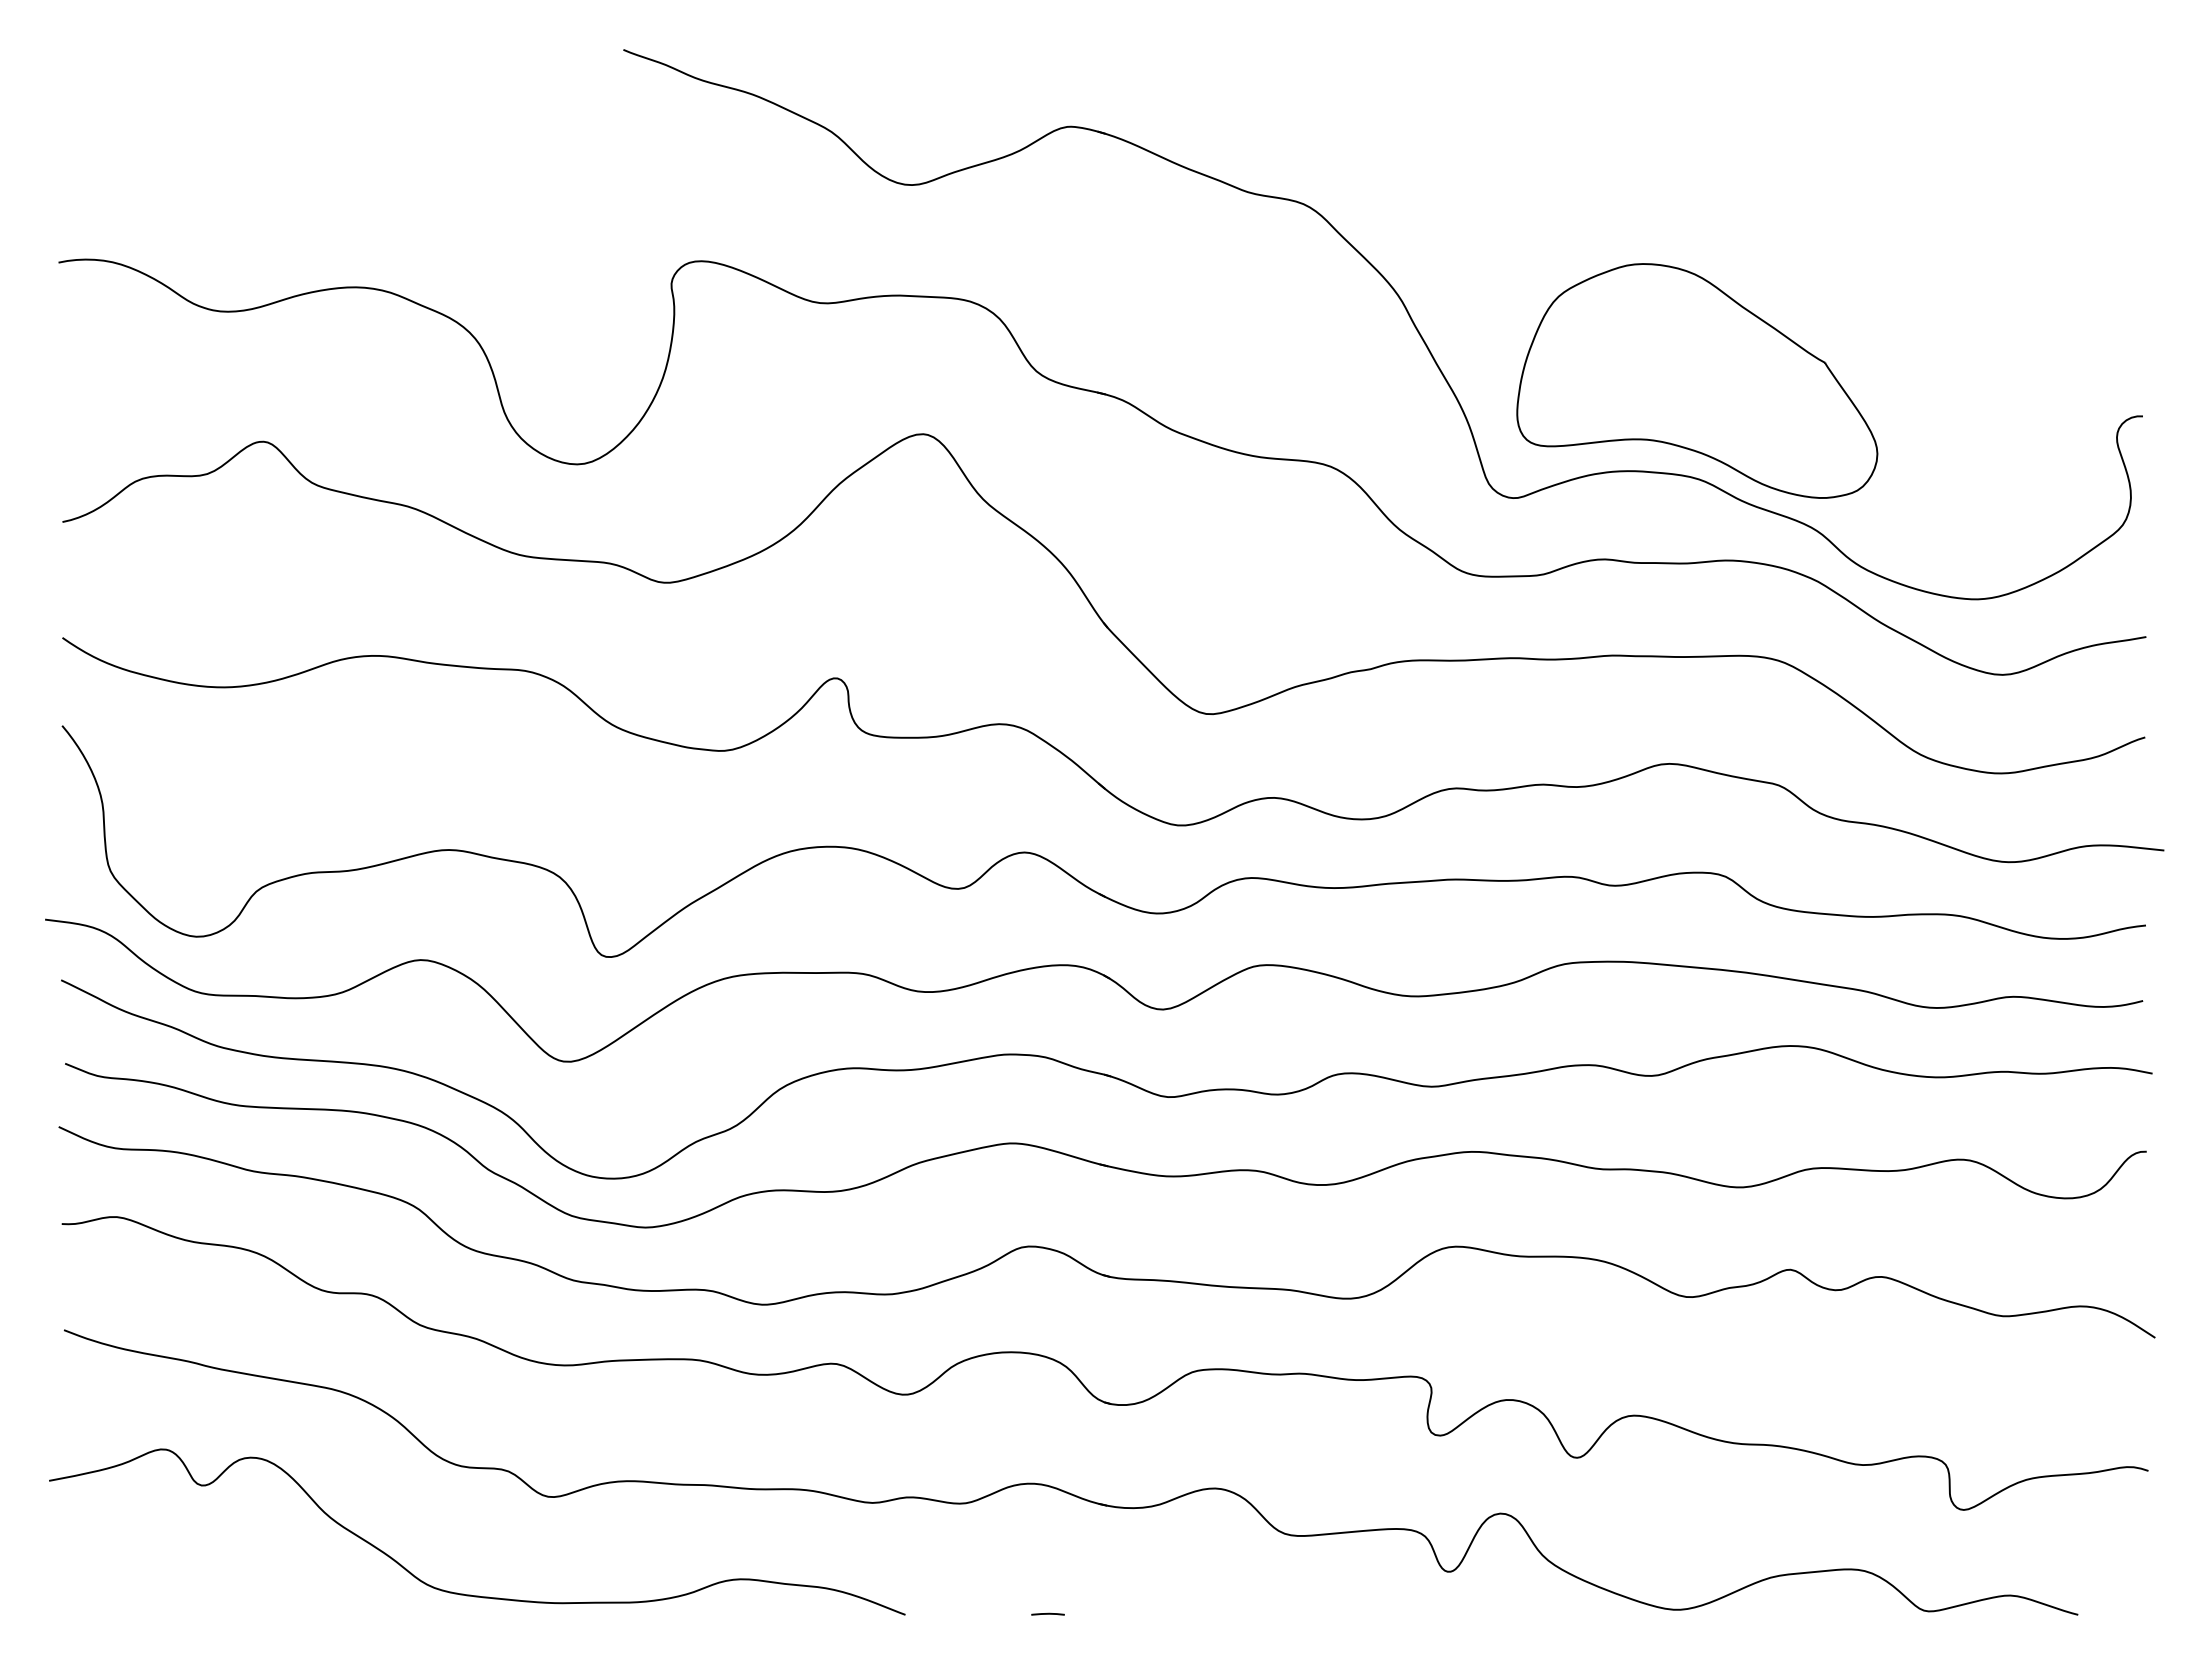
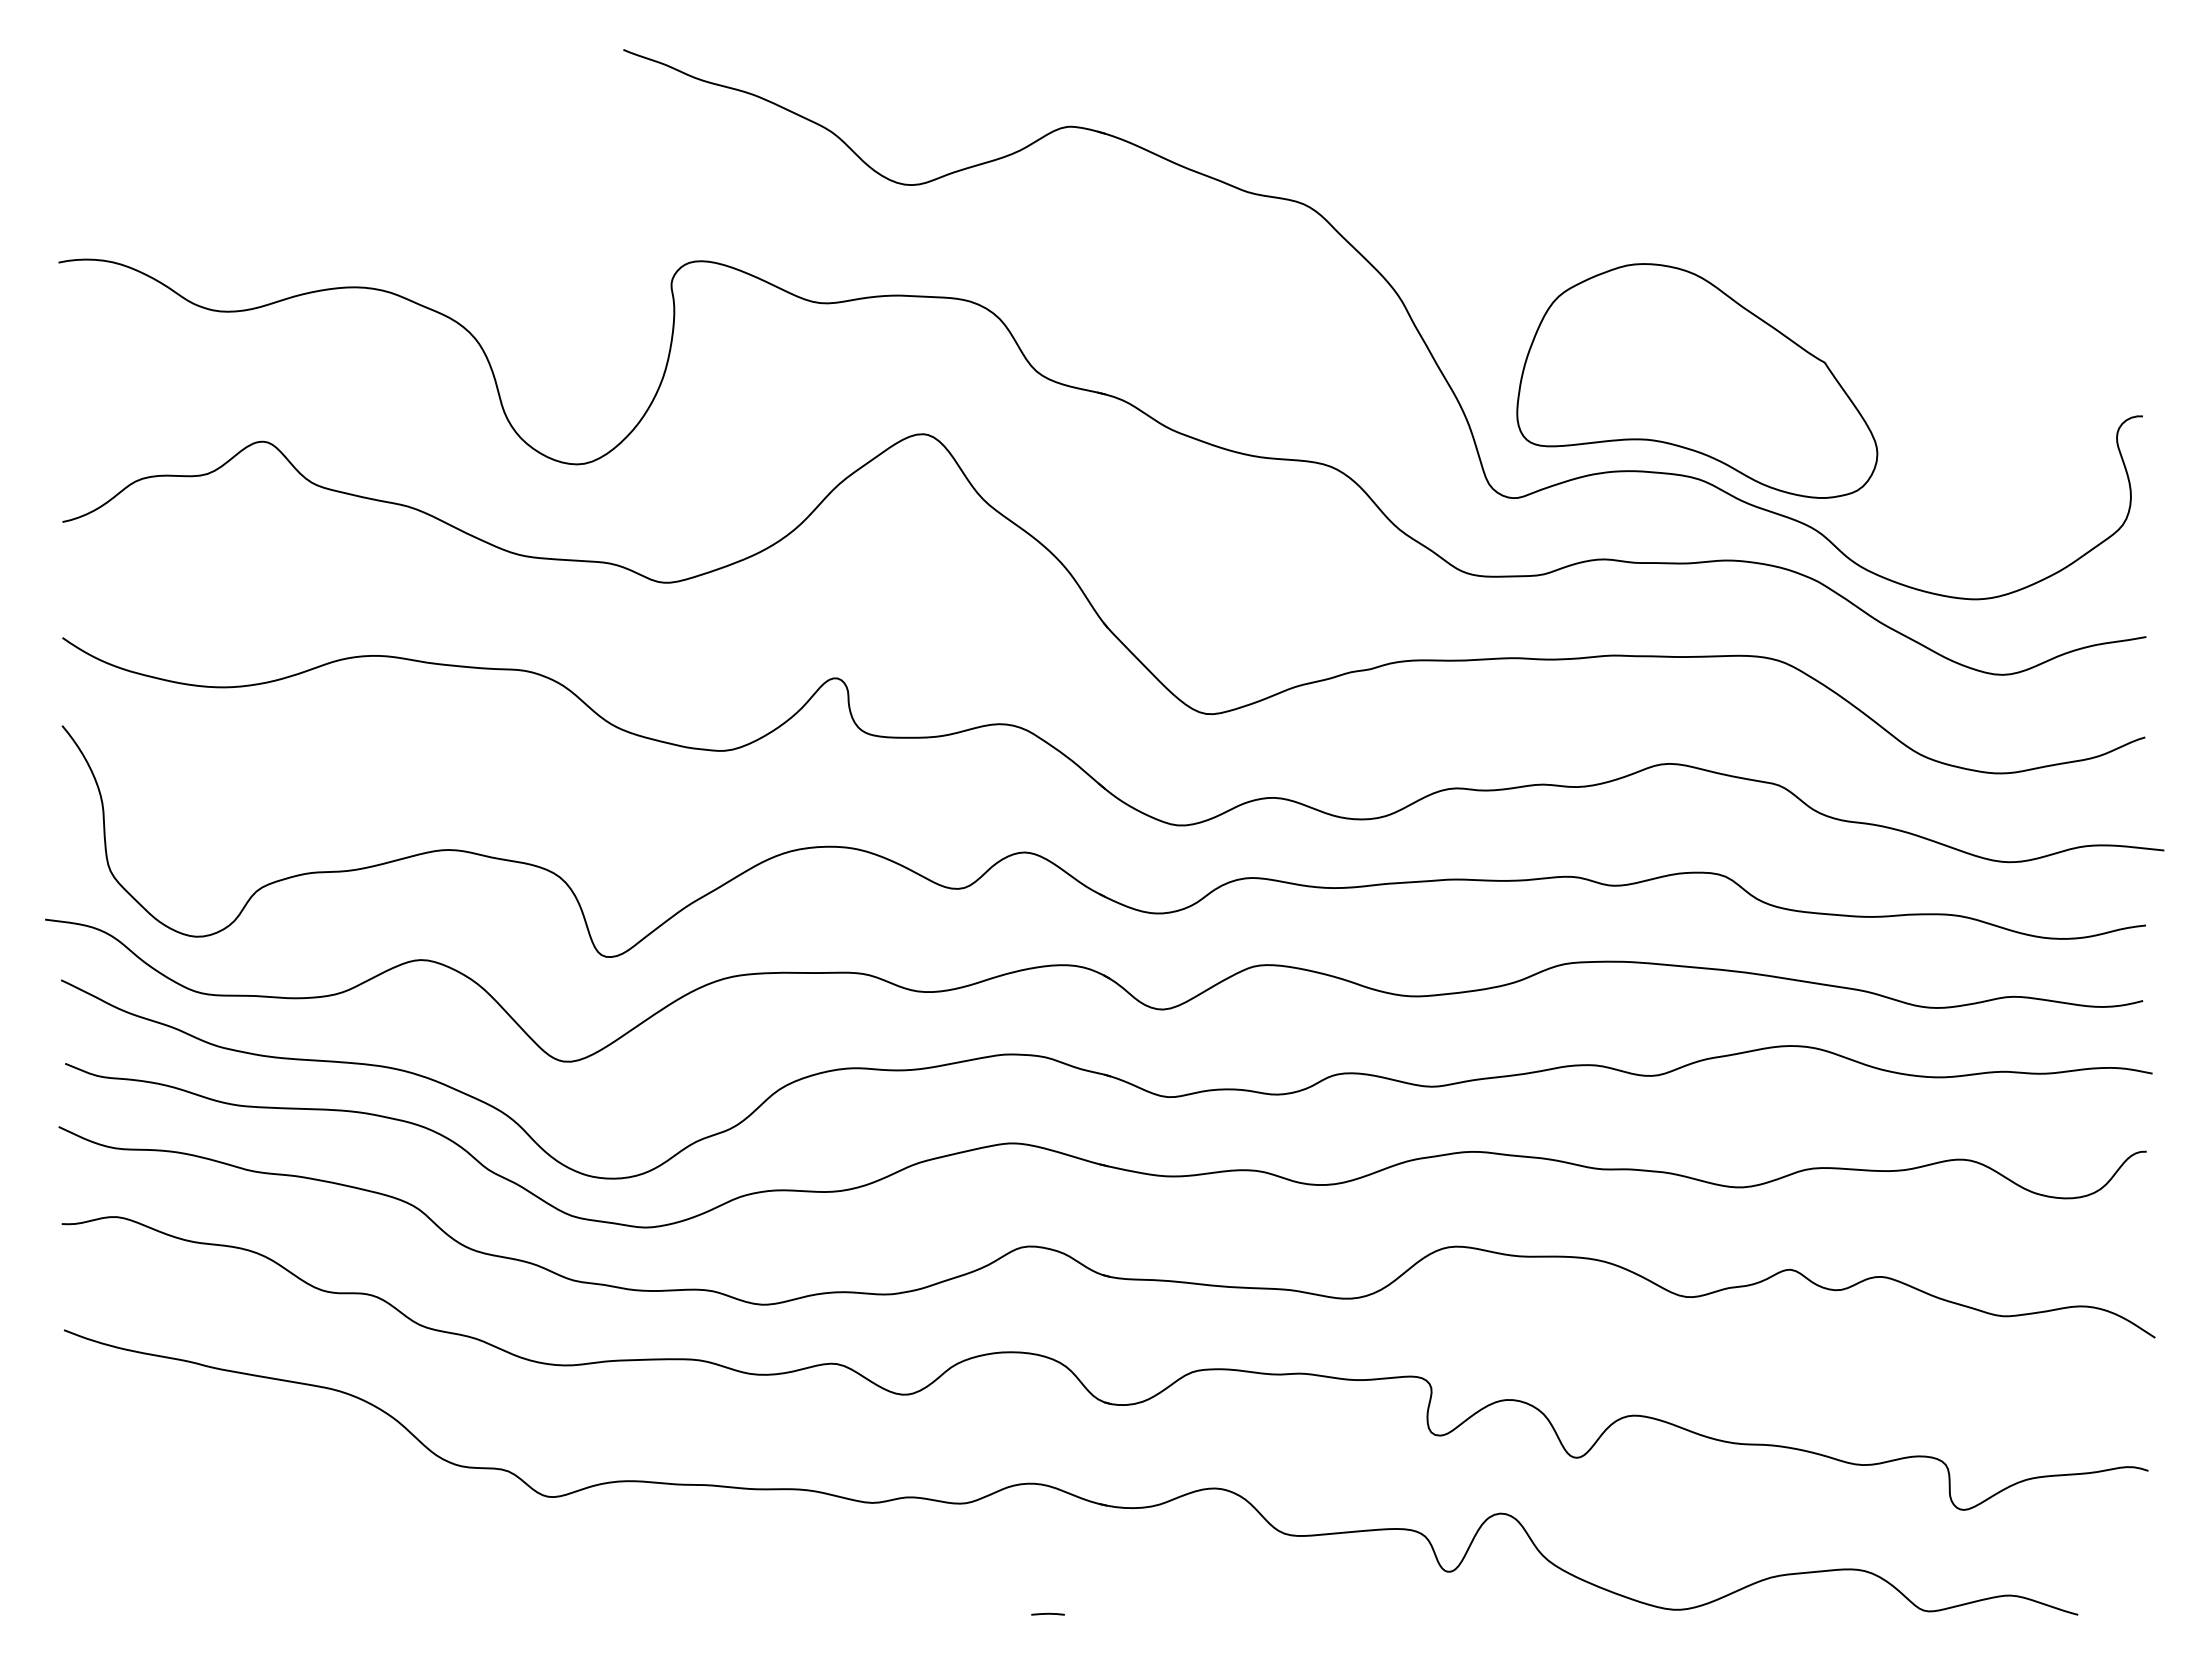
curve: present -> none (471, 1594)
